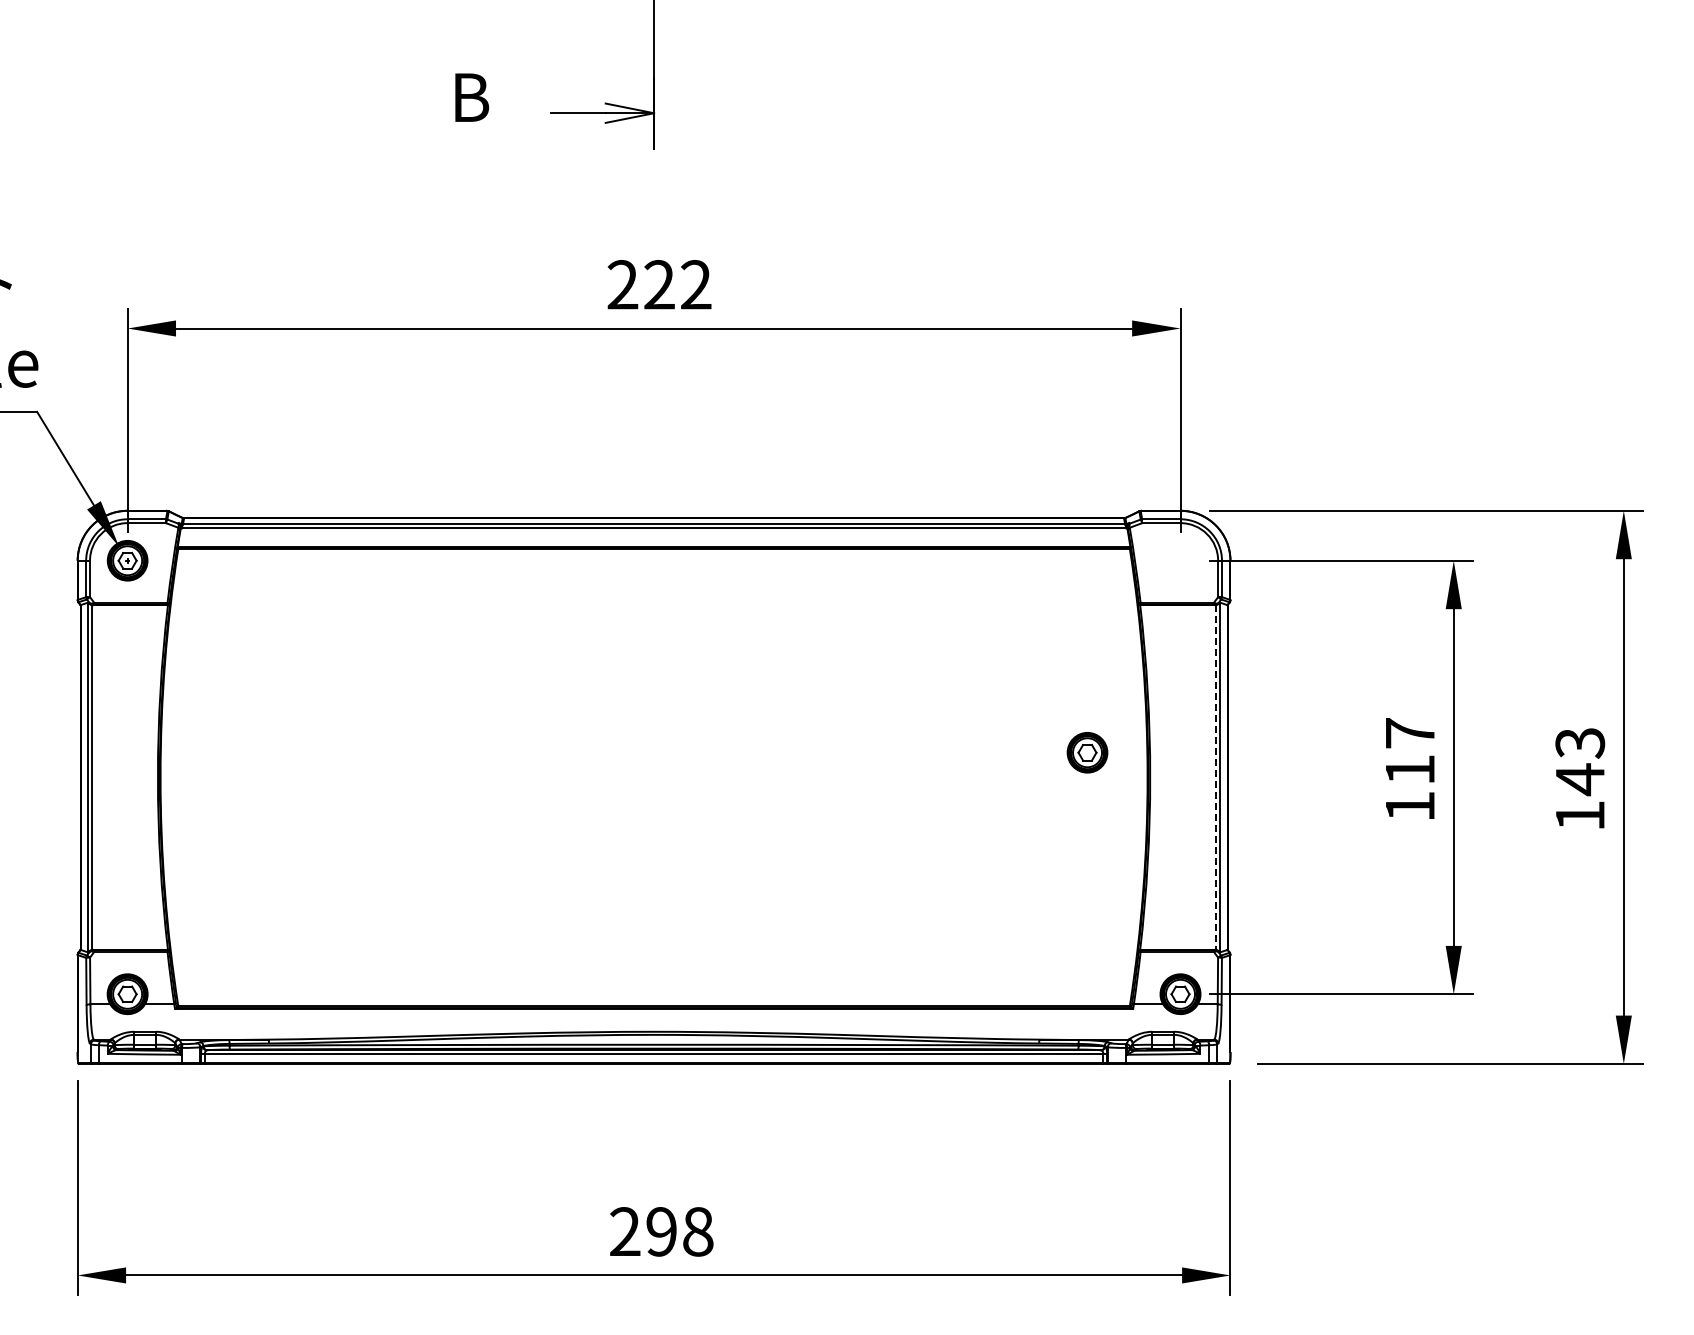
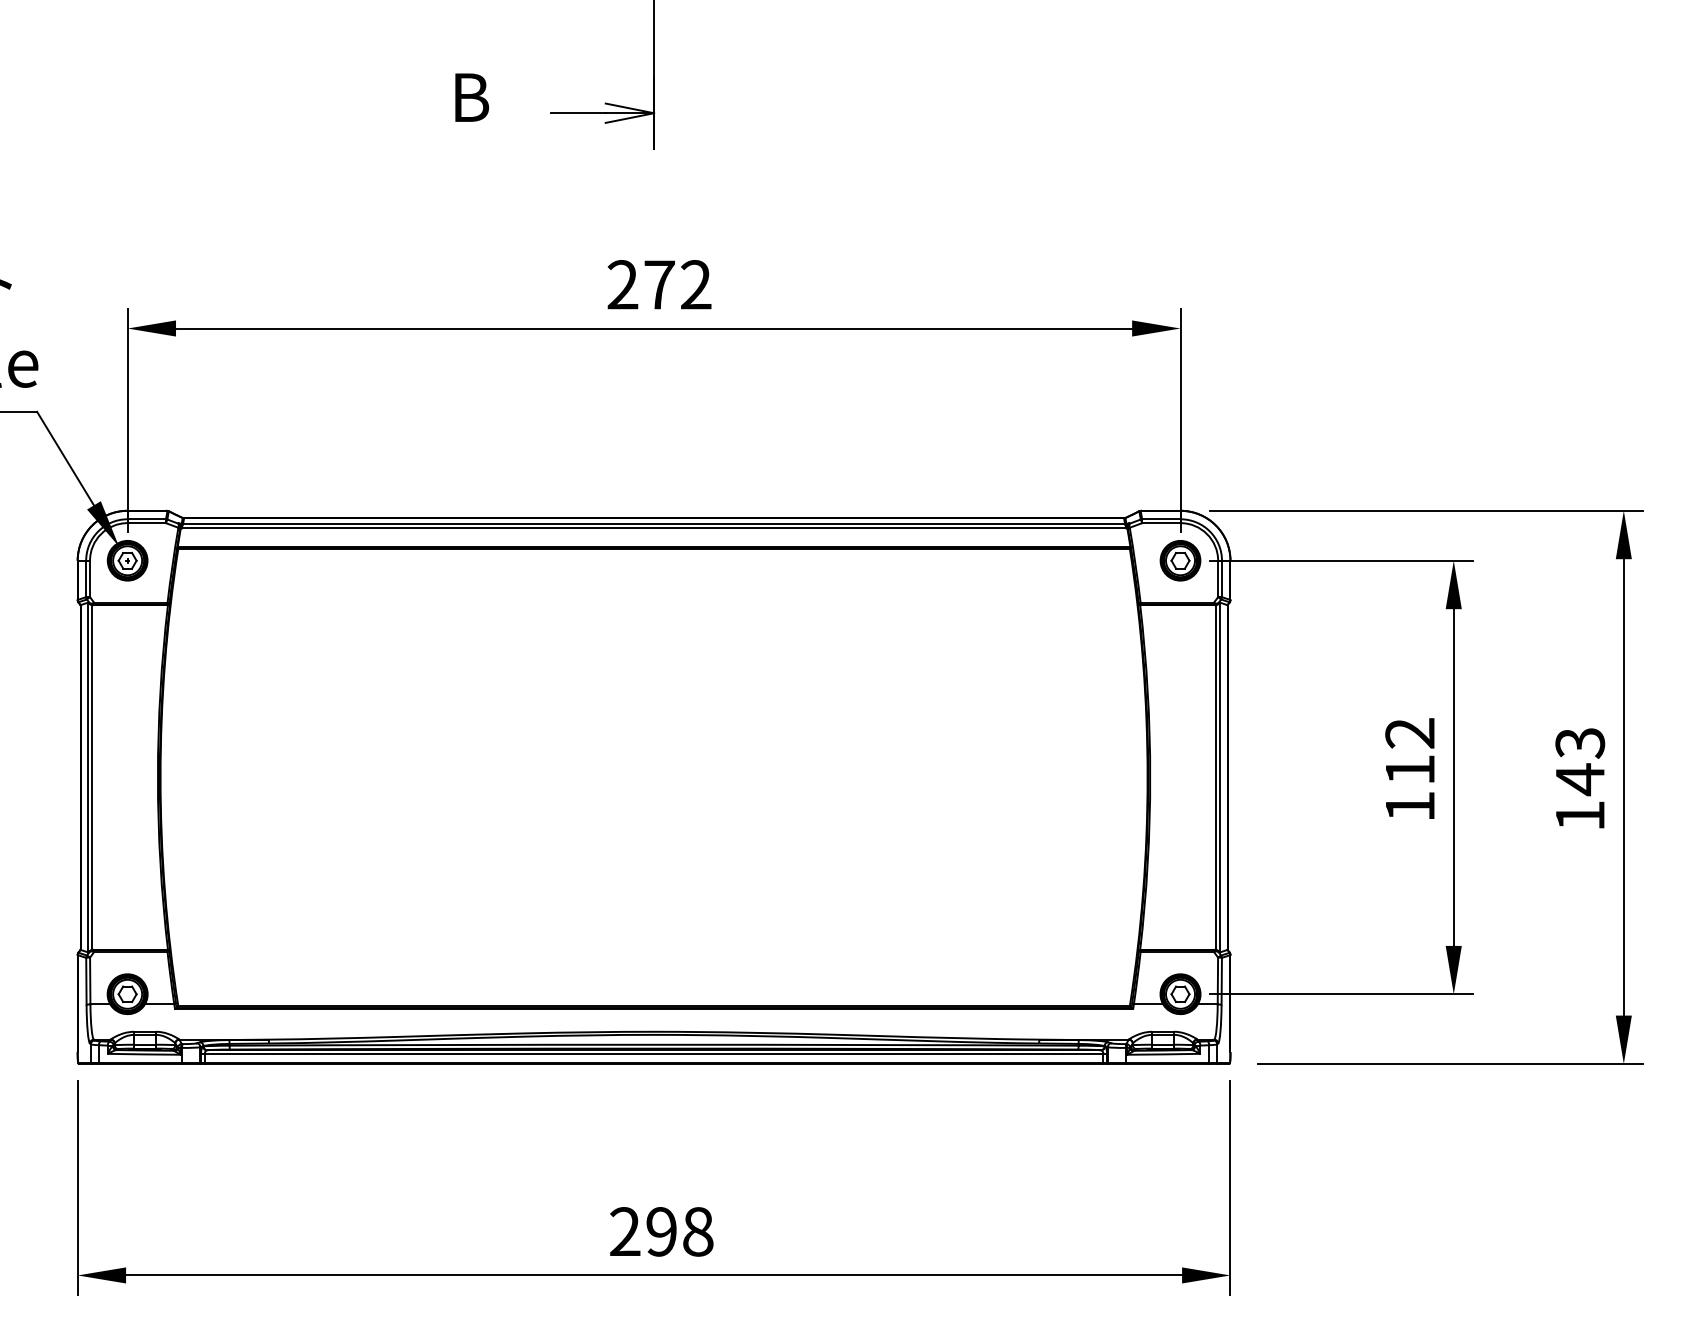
text: 222 -> 272 (659, 284)
text: 117 -> 112 (1409, 733)
part position: (1087, 752) -> (1180, 560) (1180, 560)
line: dashed -> solid (1215, 778)
